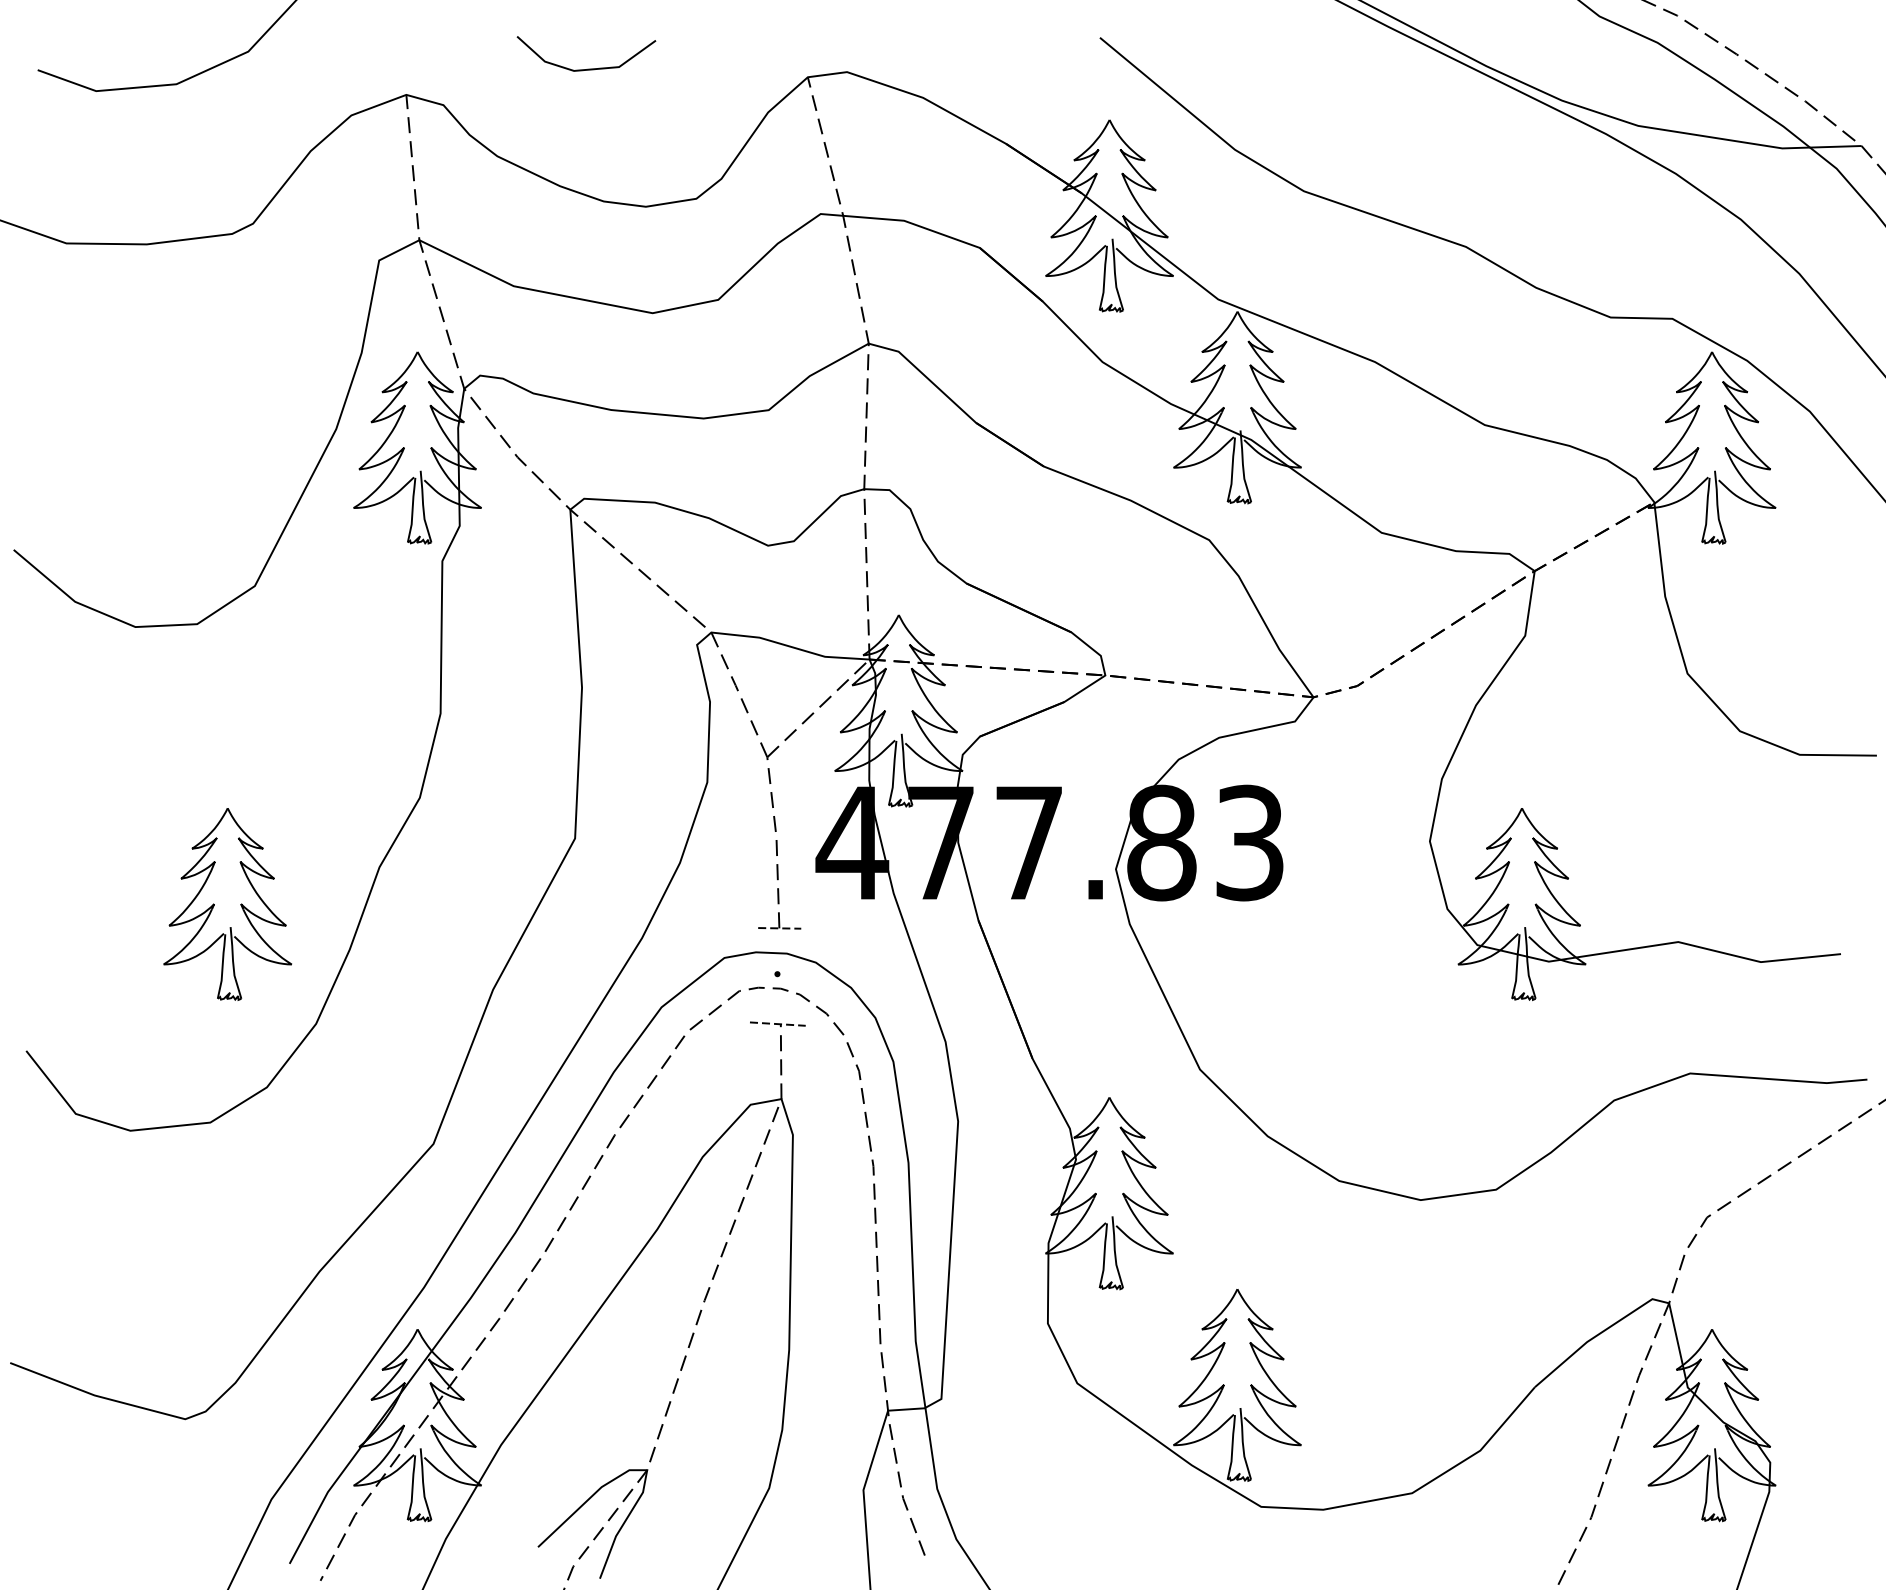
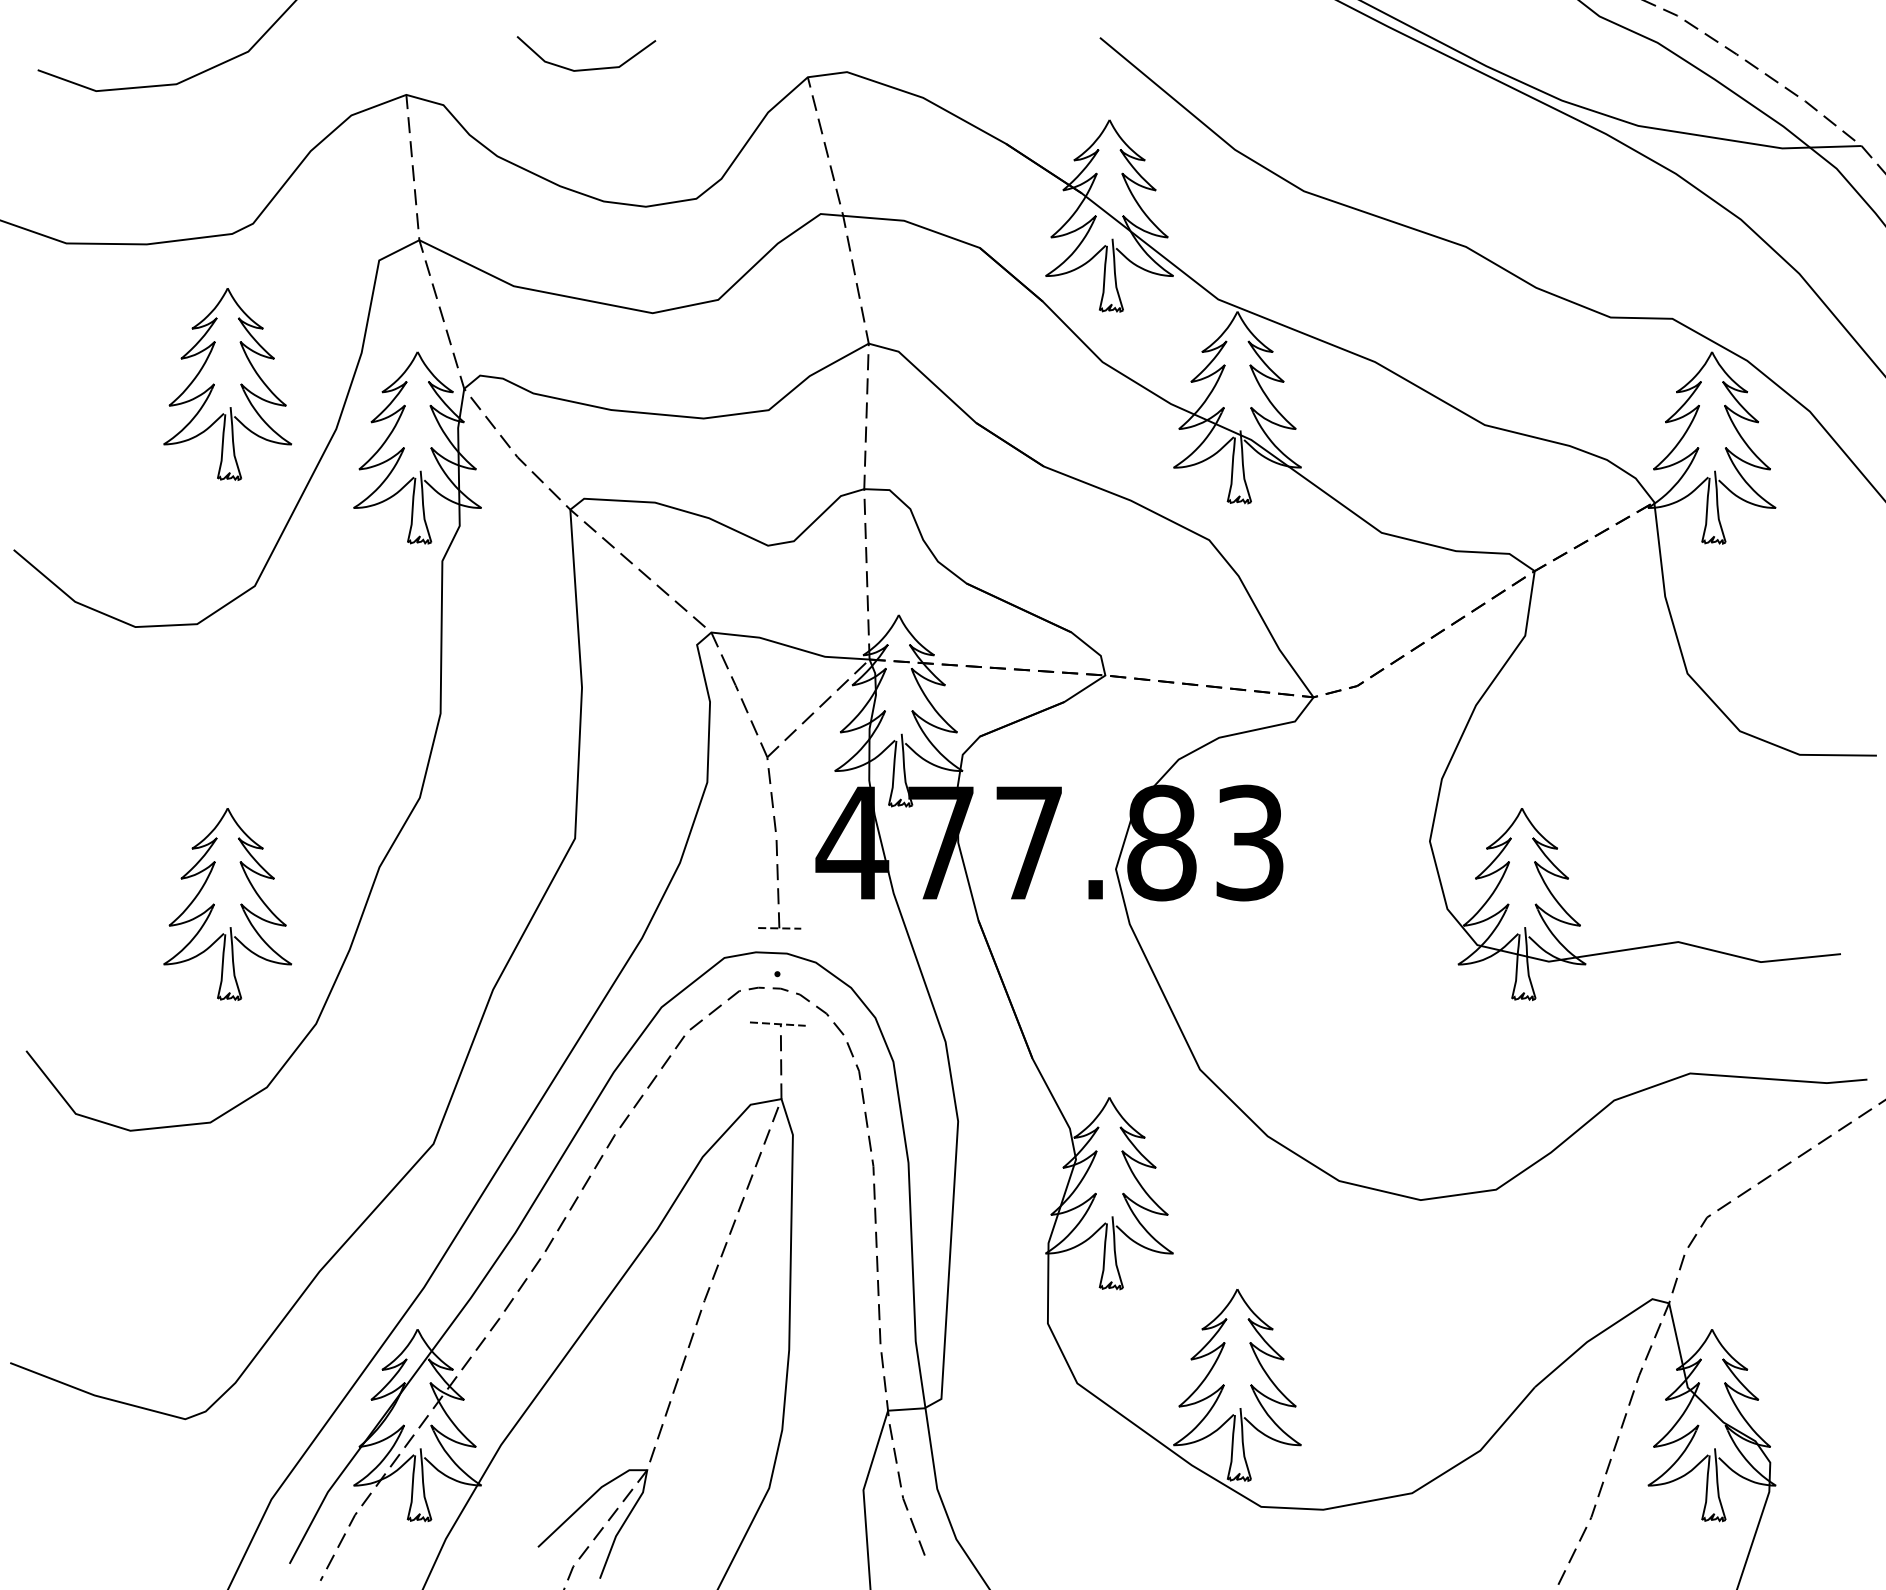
part: none -> present (214, 384)
